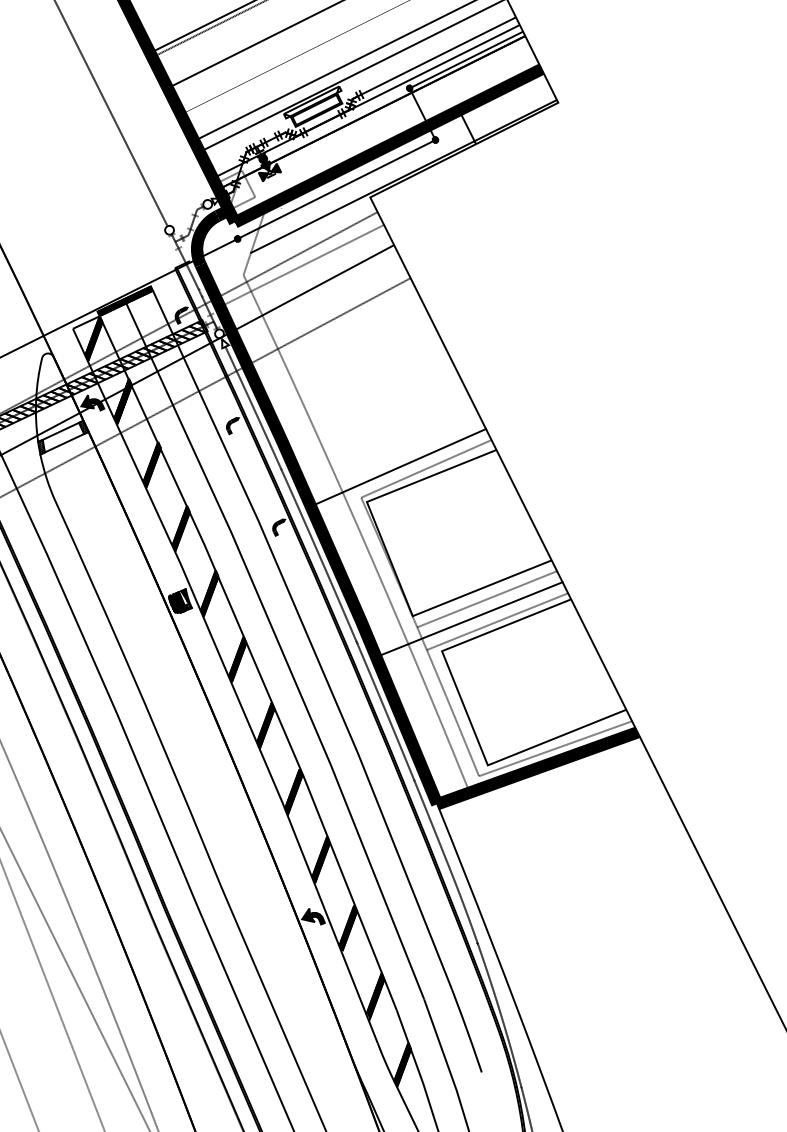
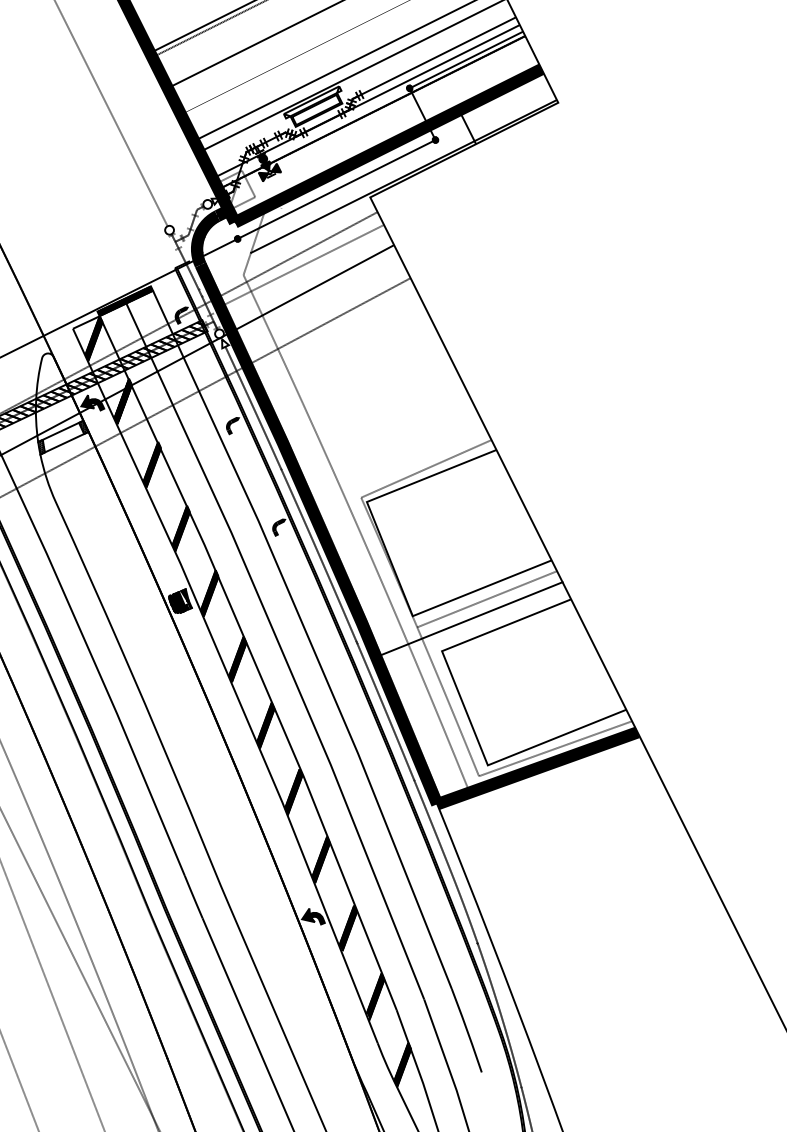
line: present -> none (111, 113)
line: present -> none (398, 467)
line: present -> none (497, 621)
line position: (75, 980) -> (80, 970) (80, 970)
